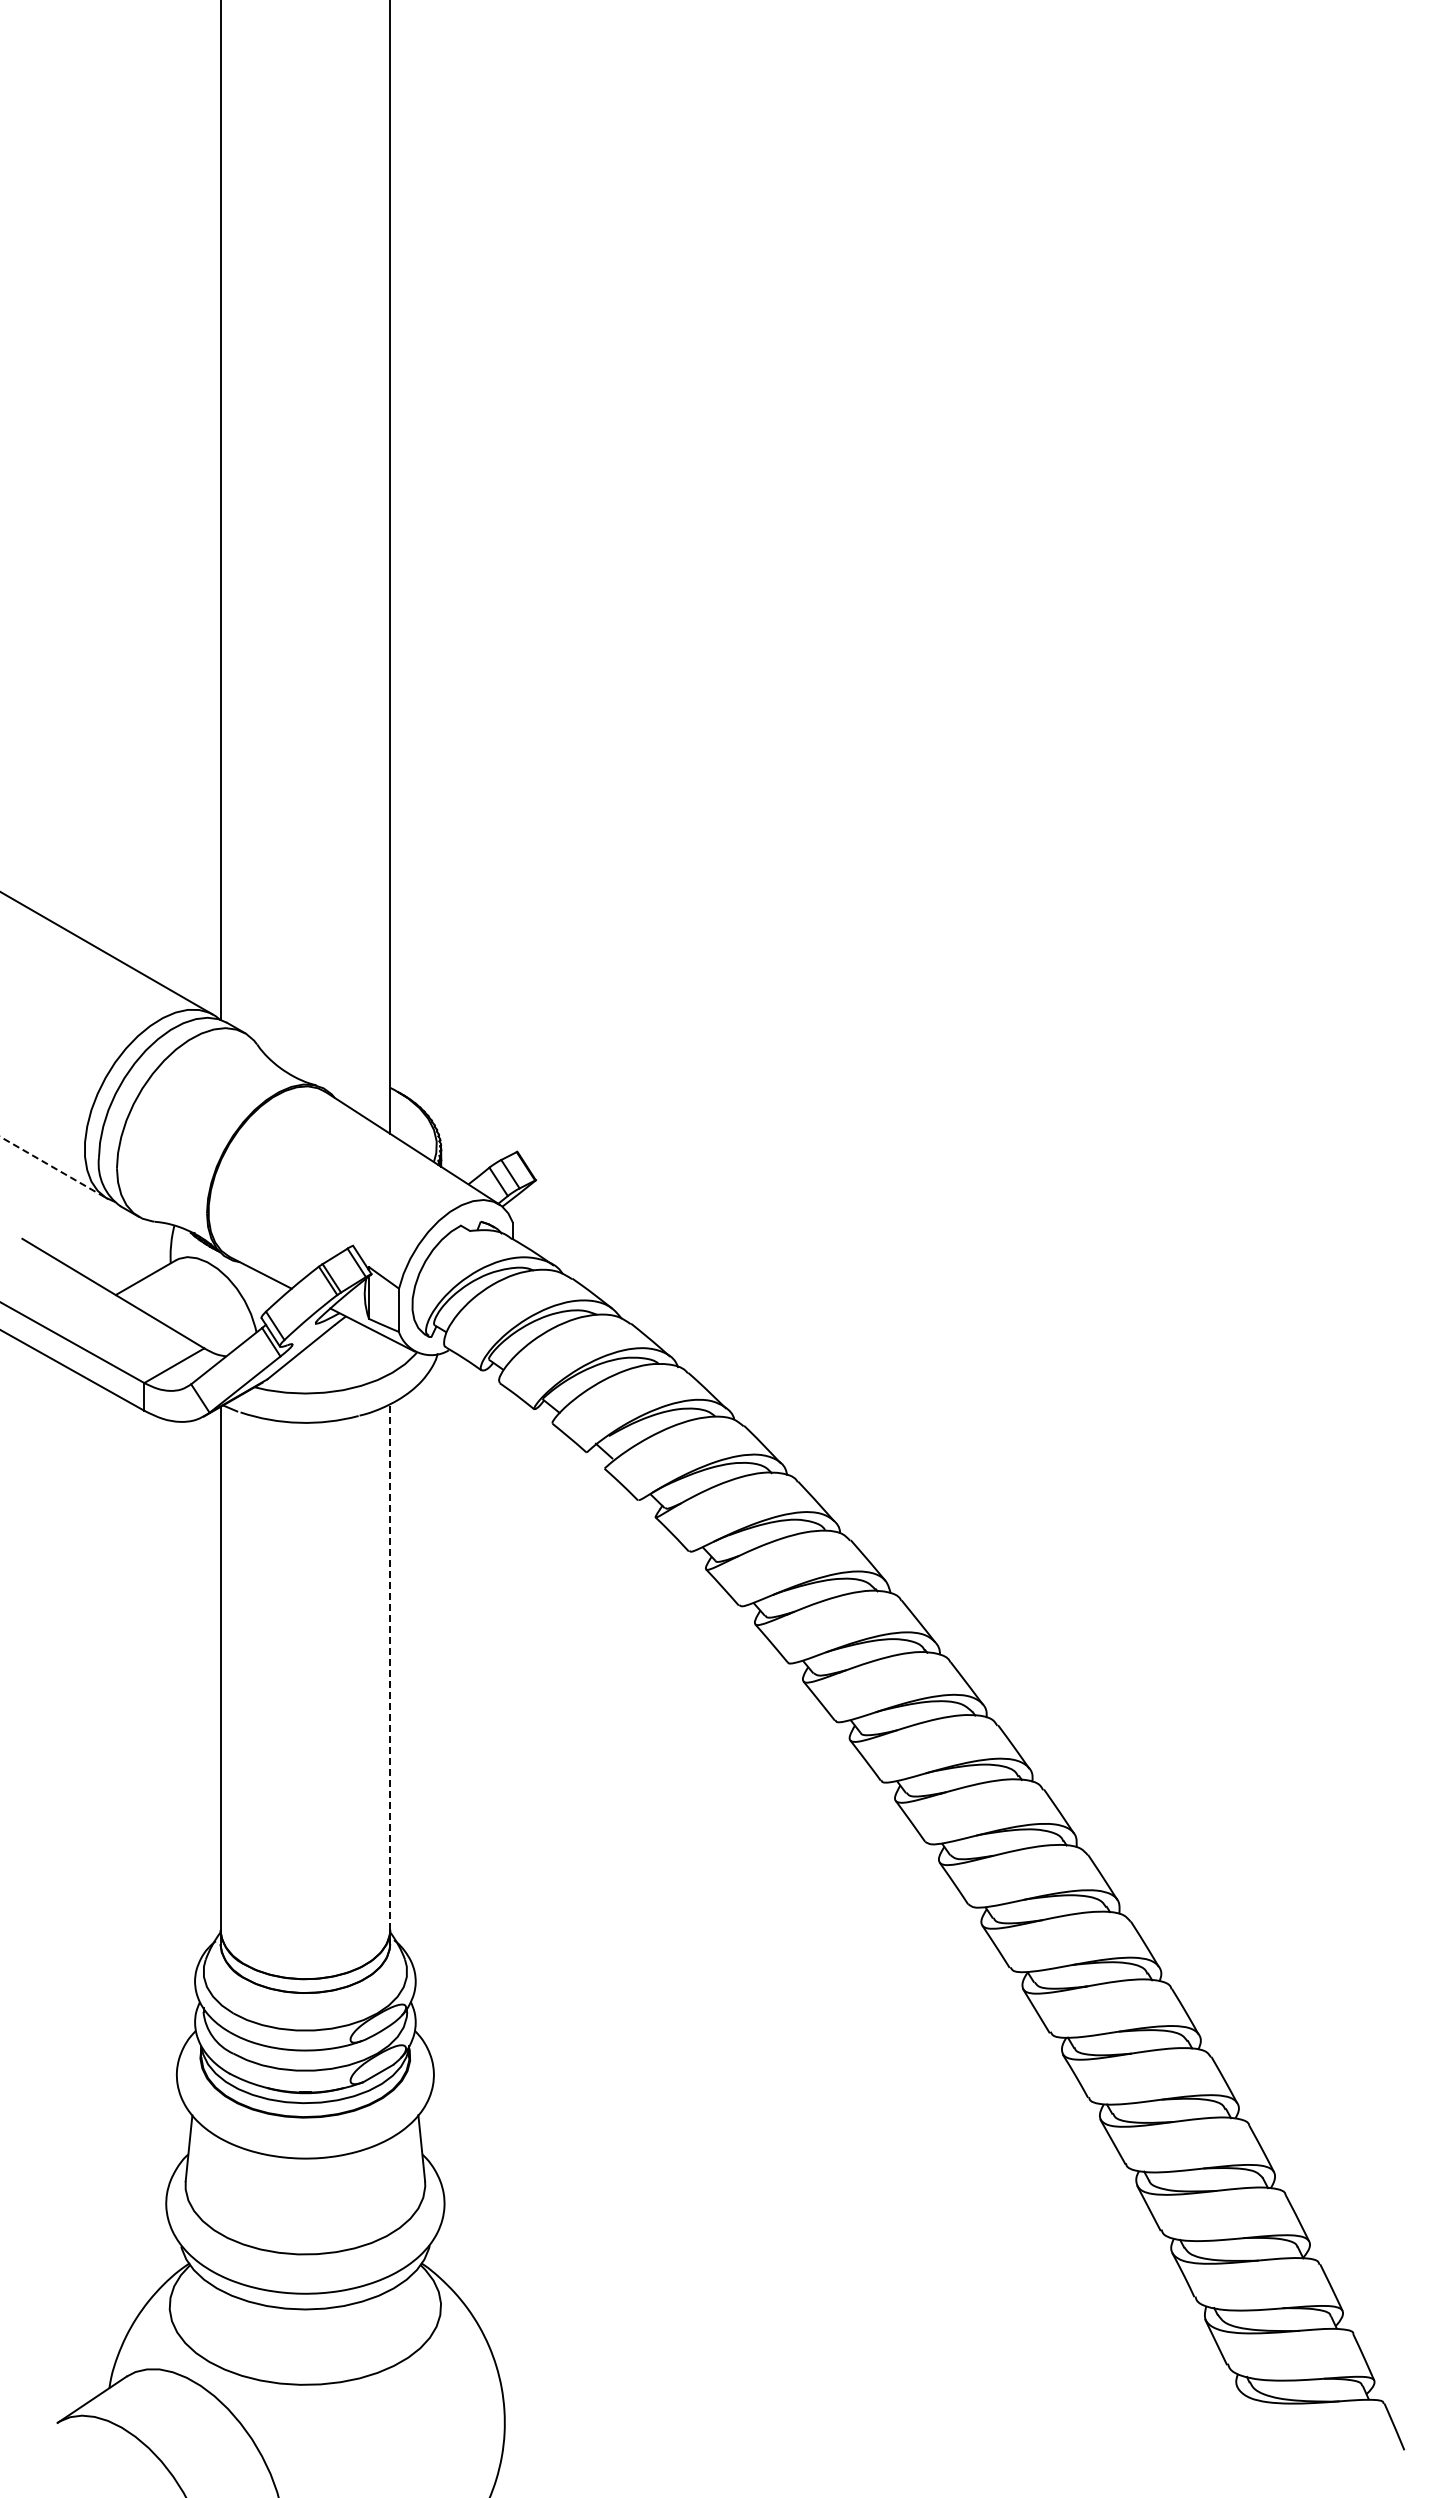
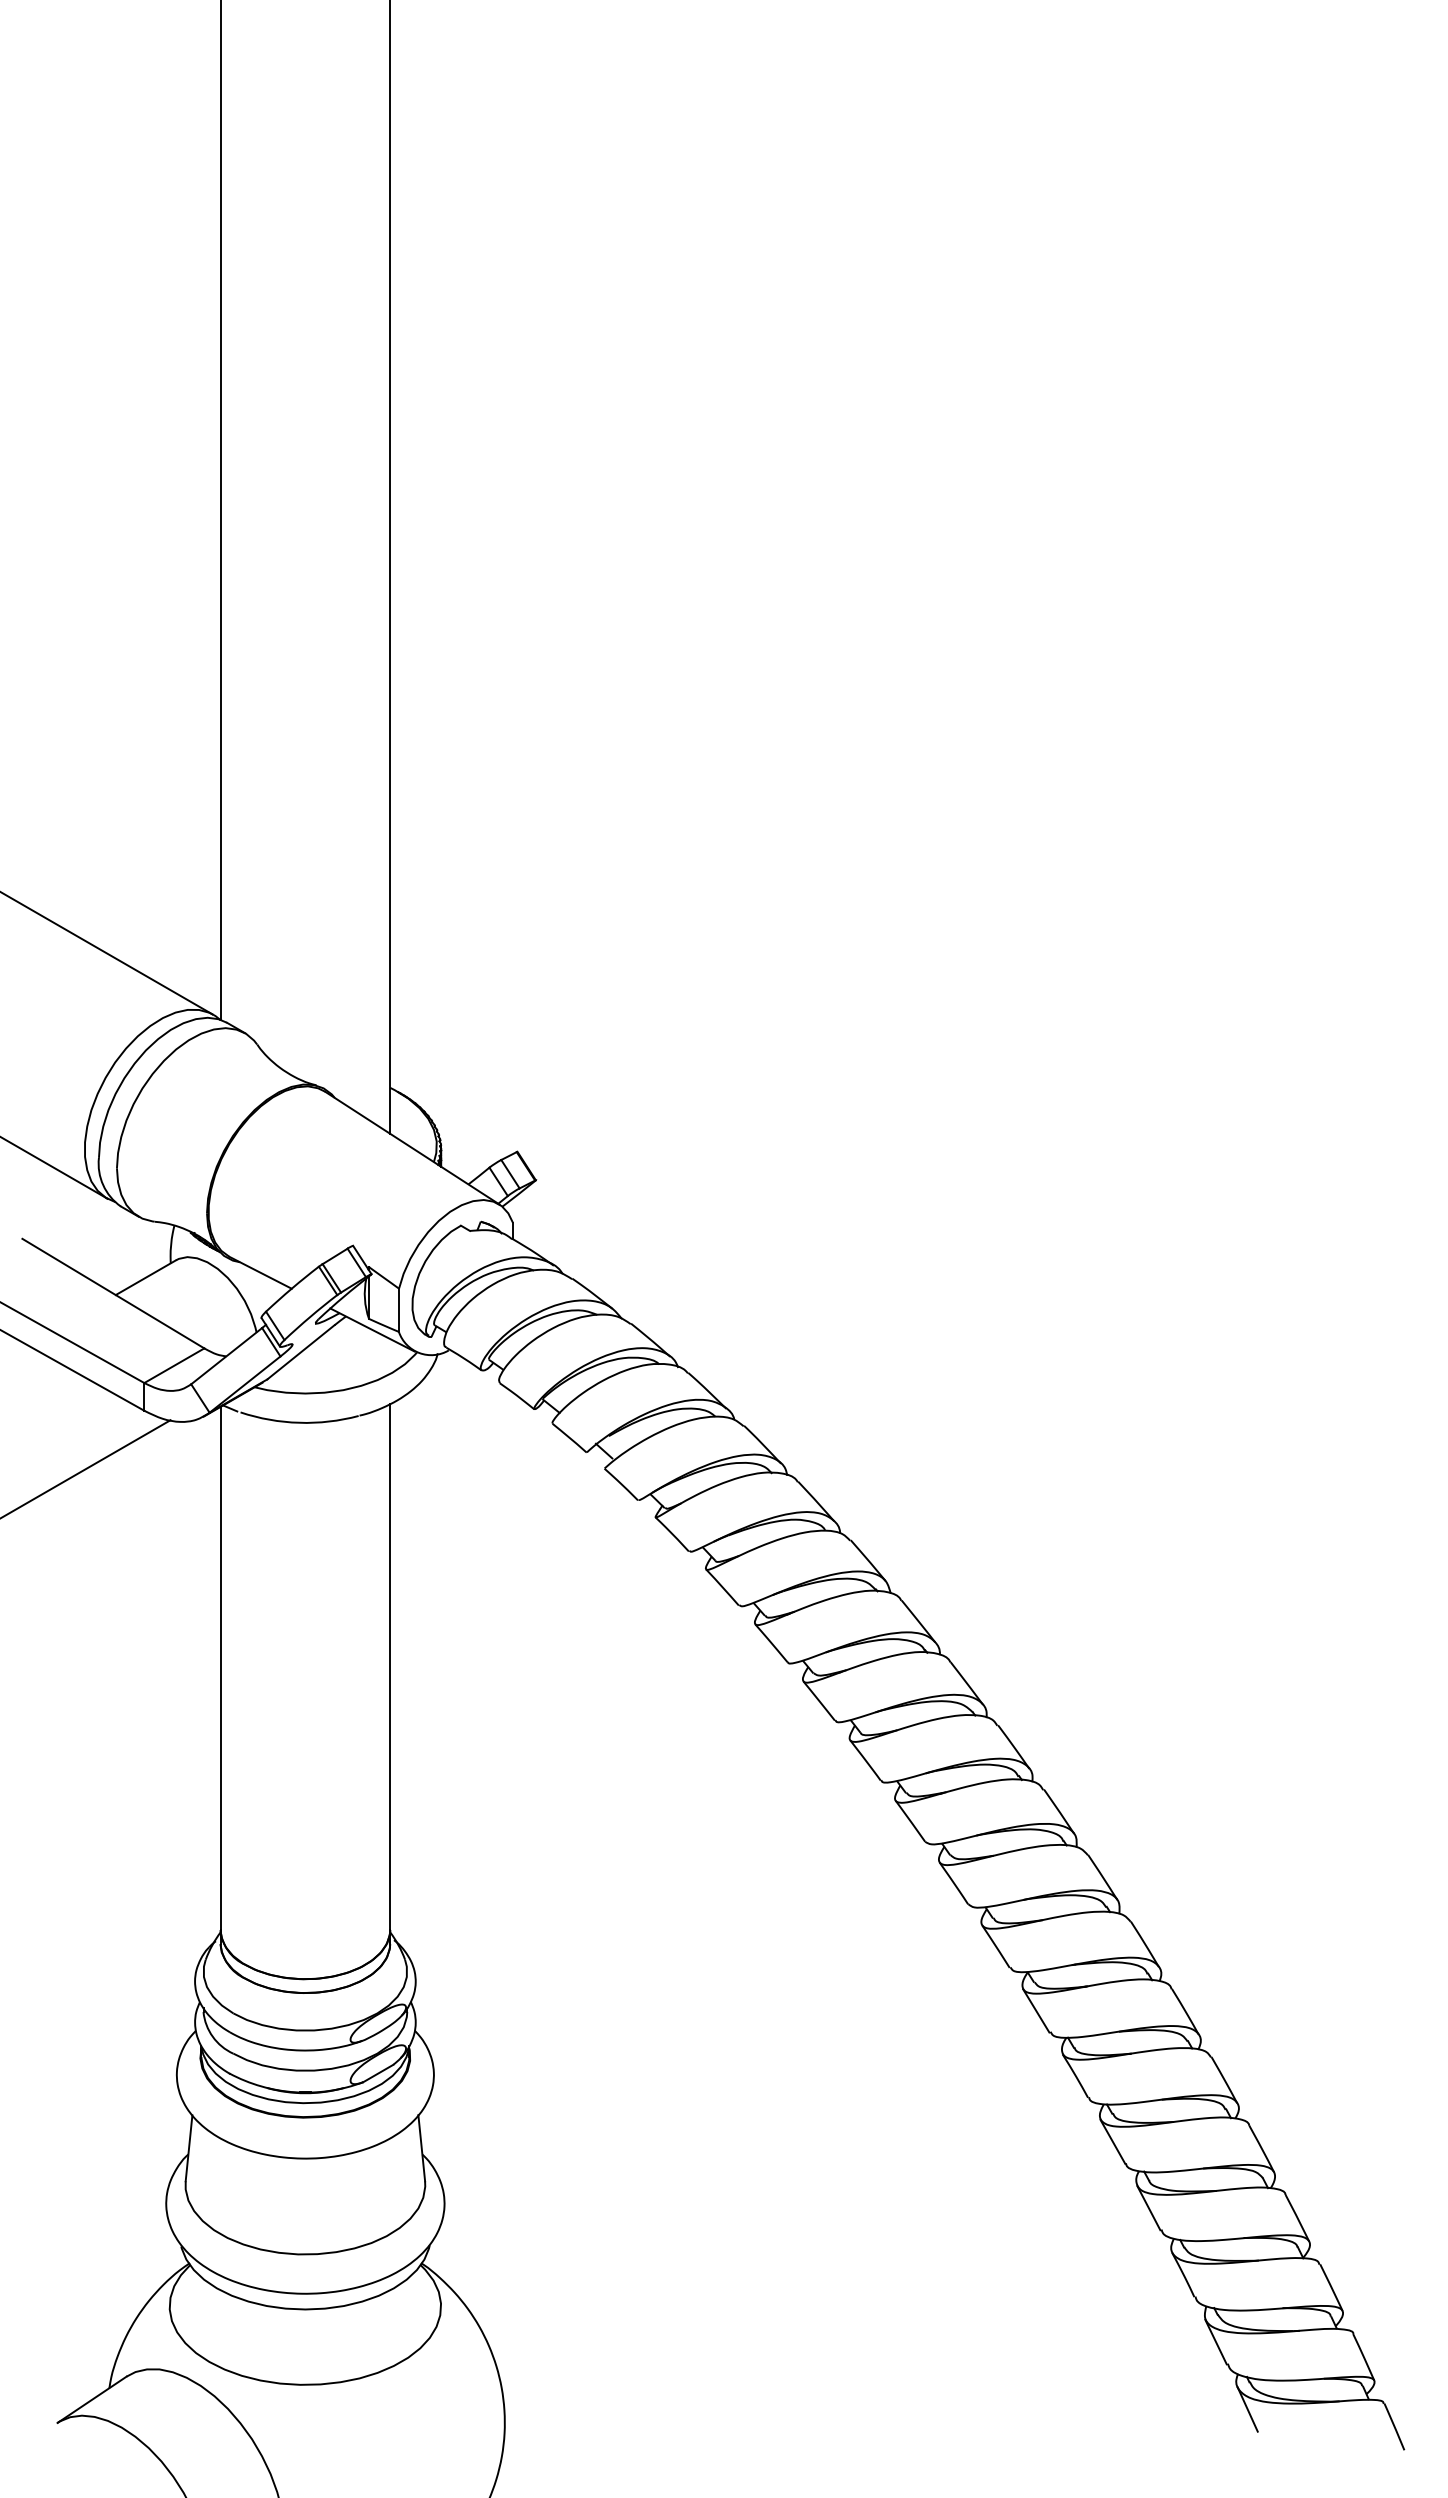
line: dashed -> solid (54, 1167)
line: none -> present (86, 1468)
line: dashed -> solid (390, 1666)
line: none -> present (1247, 2409)
